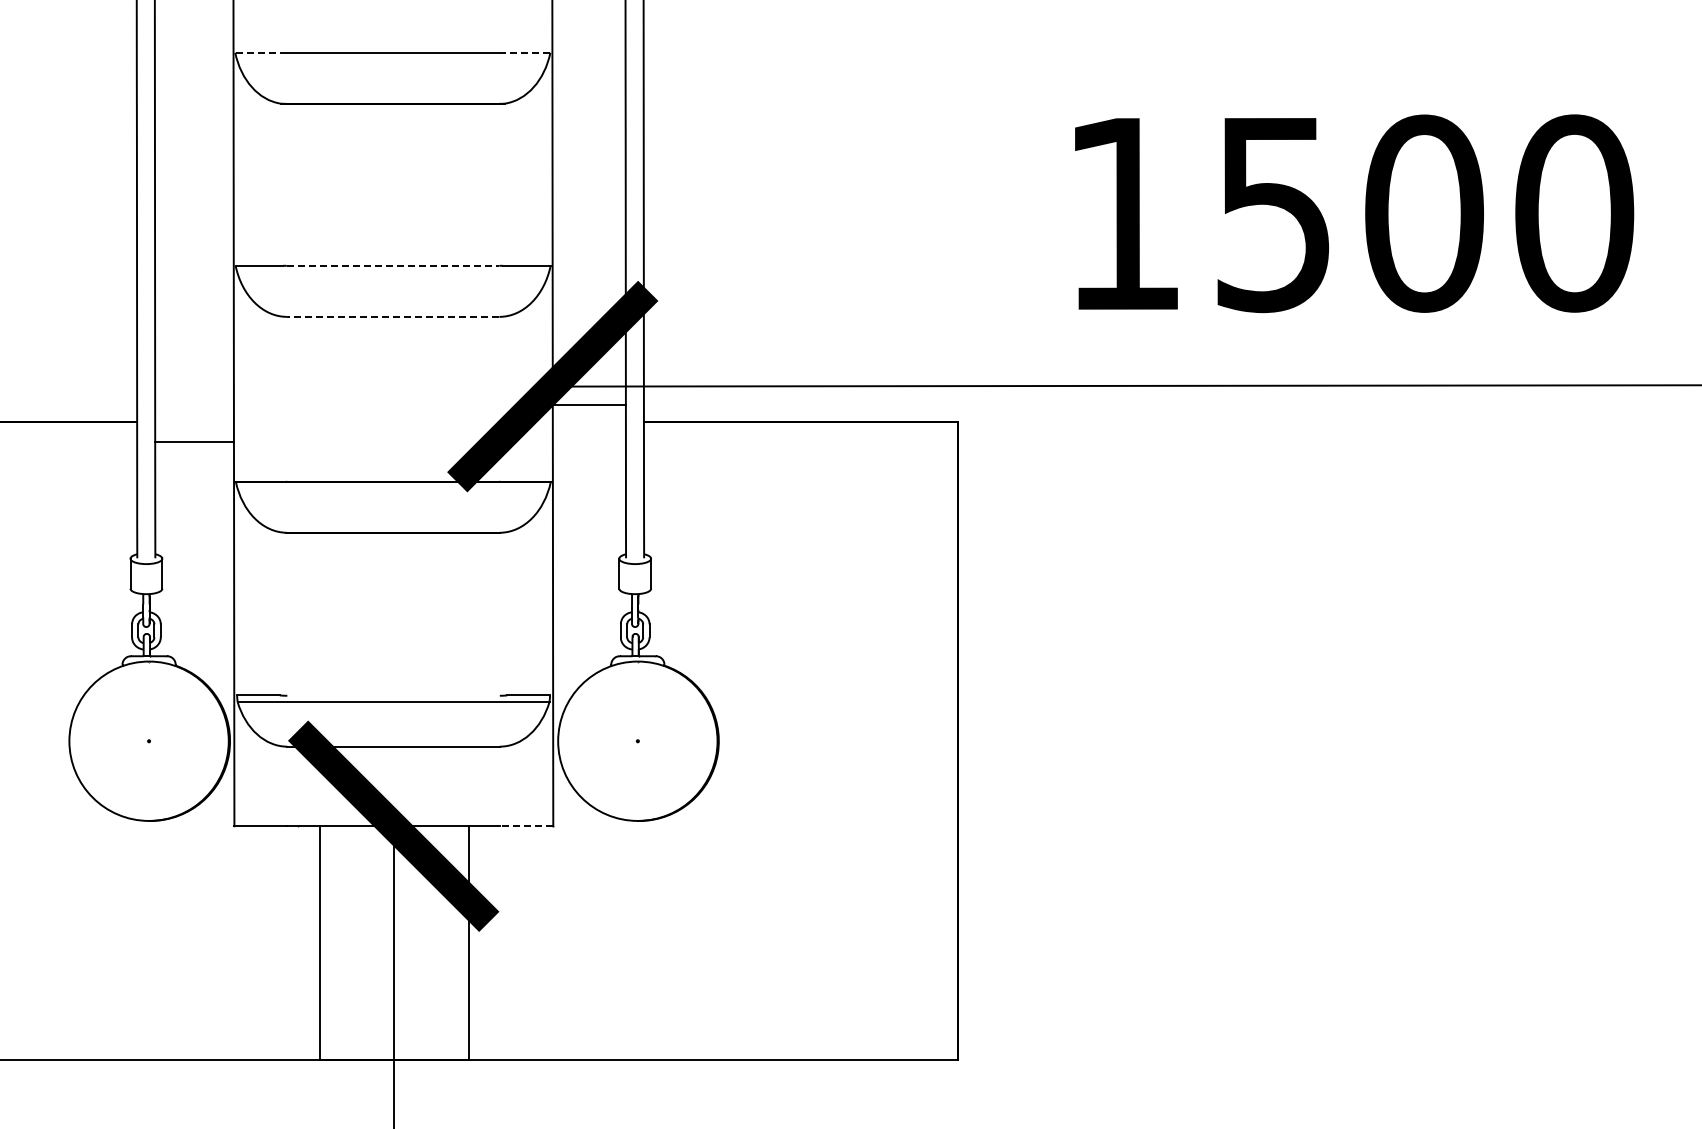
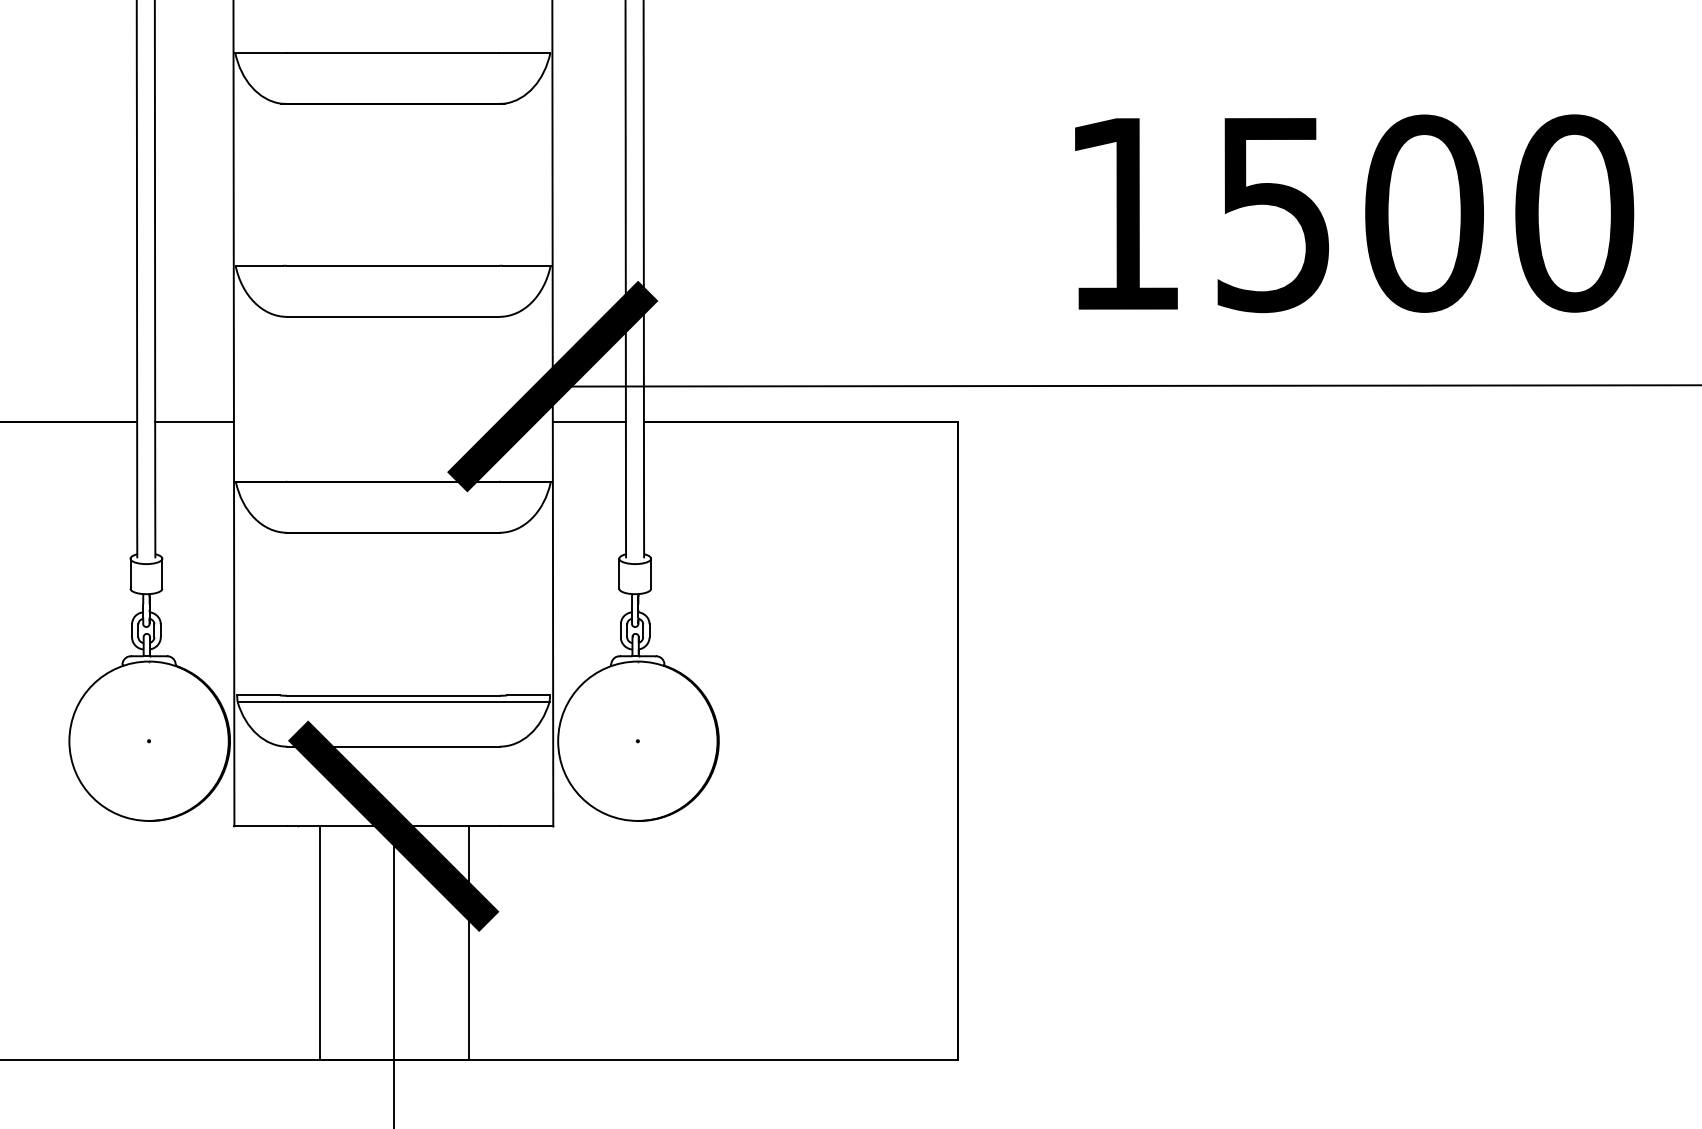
line: dashed -> solid (260, 52)
line: dashed -> solid (524, 52)
line: dashed -> solid (393, 265)
line: dashed -> solid (392, 316)
line position: (588, 405) -> (588, 422) (588, 422)
line position: (194, 442) -> (194, 422) (194, 422)
line: none -> present (393, 695)
line: dashed -> solid (526, 826)
